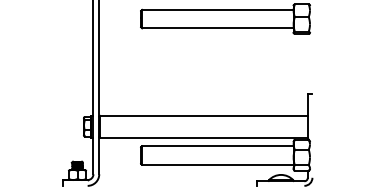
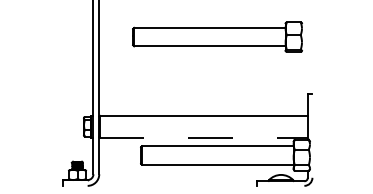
part position: (225, 18) -> (217, 36) (217, 36)
line: solid -> dashed (203, 137)
